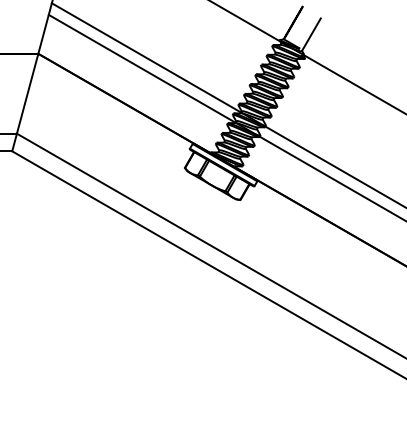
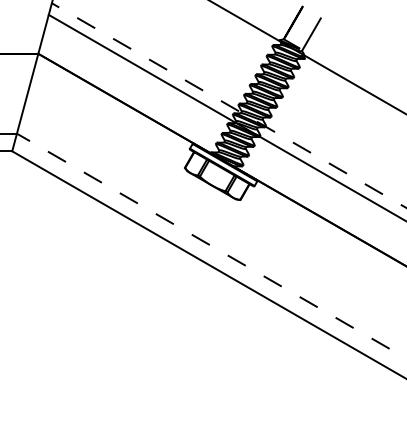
line: solid -> dashed (229, 105)
line: solid -> dashed (211, 246)
